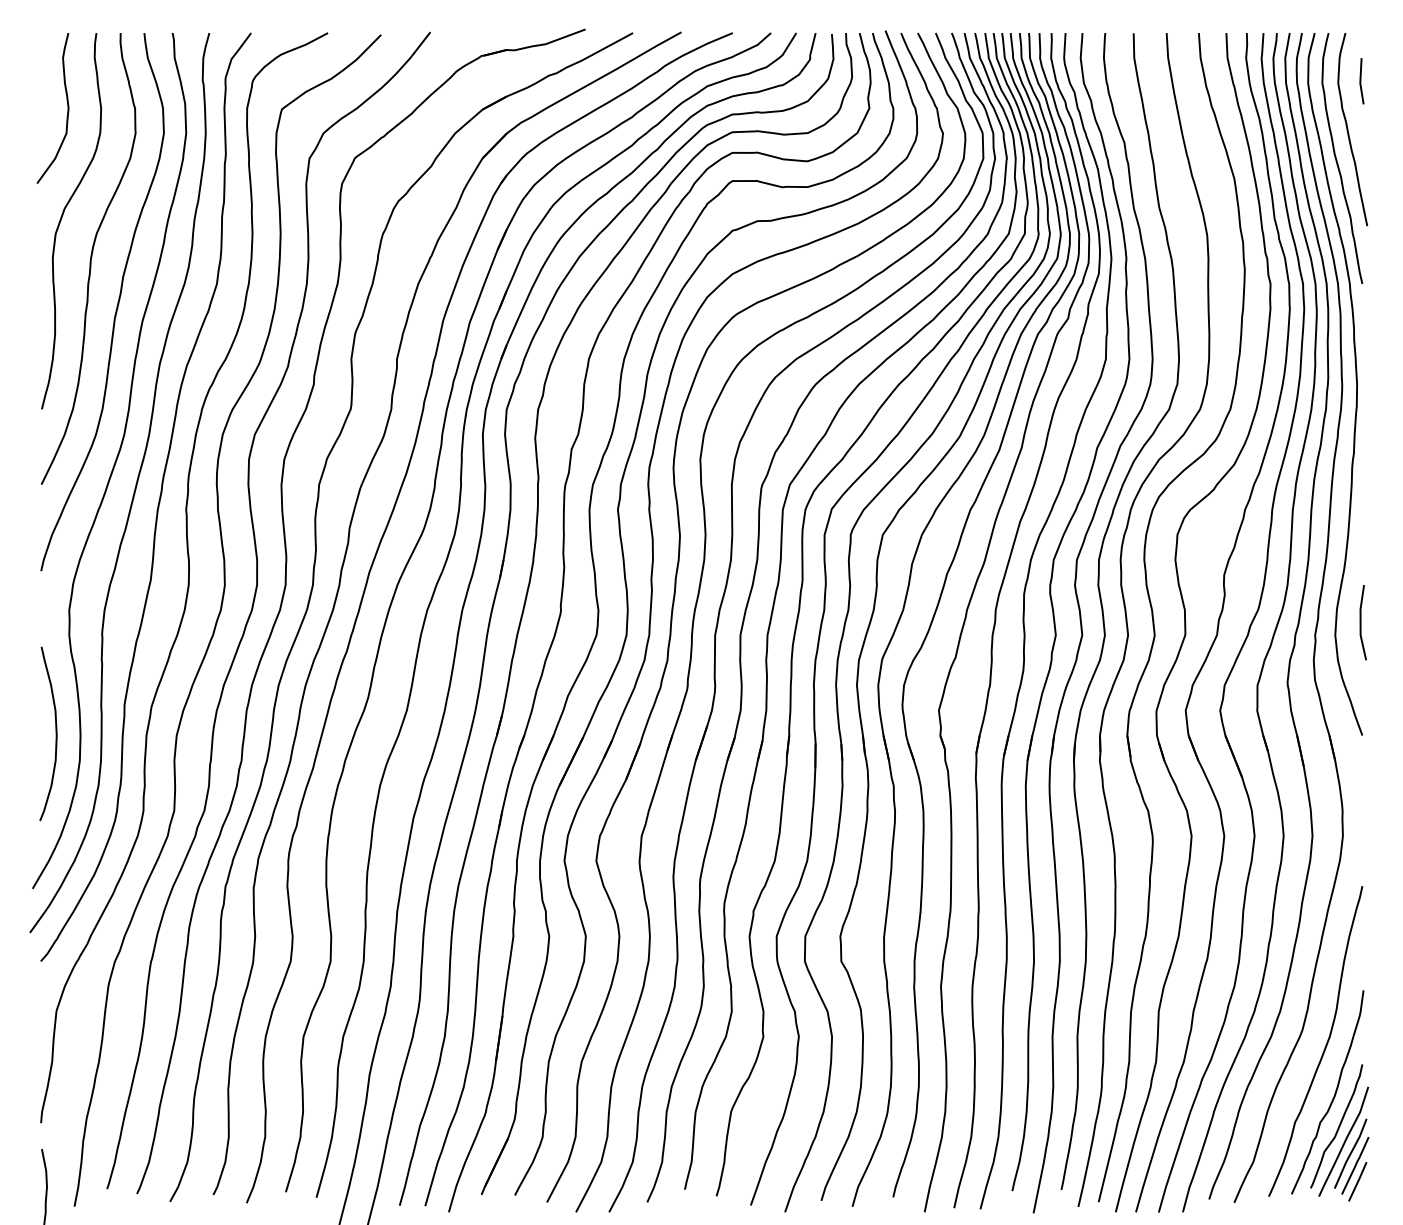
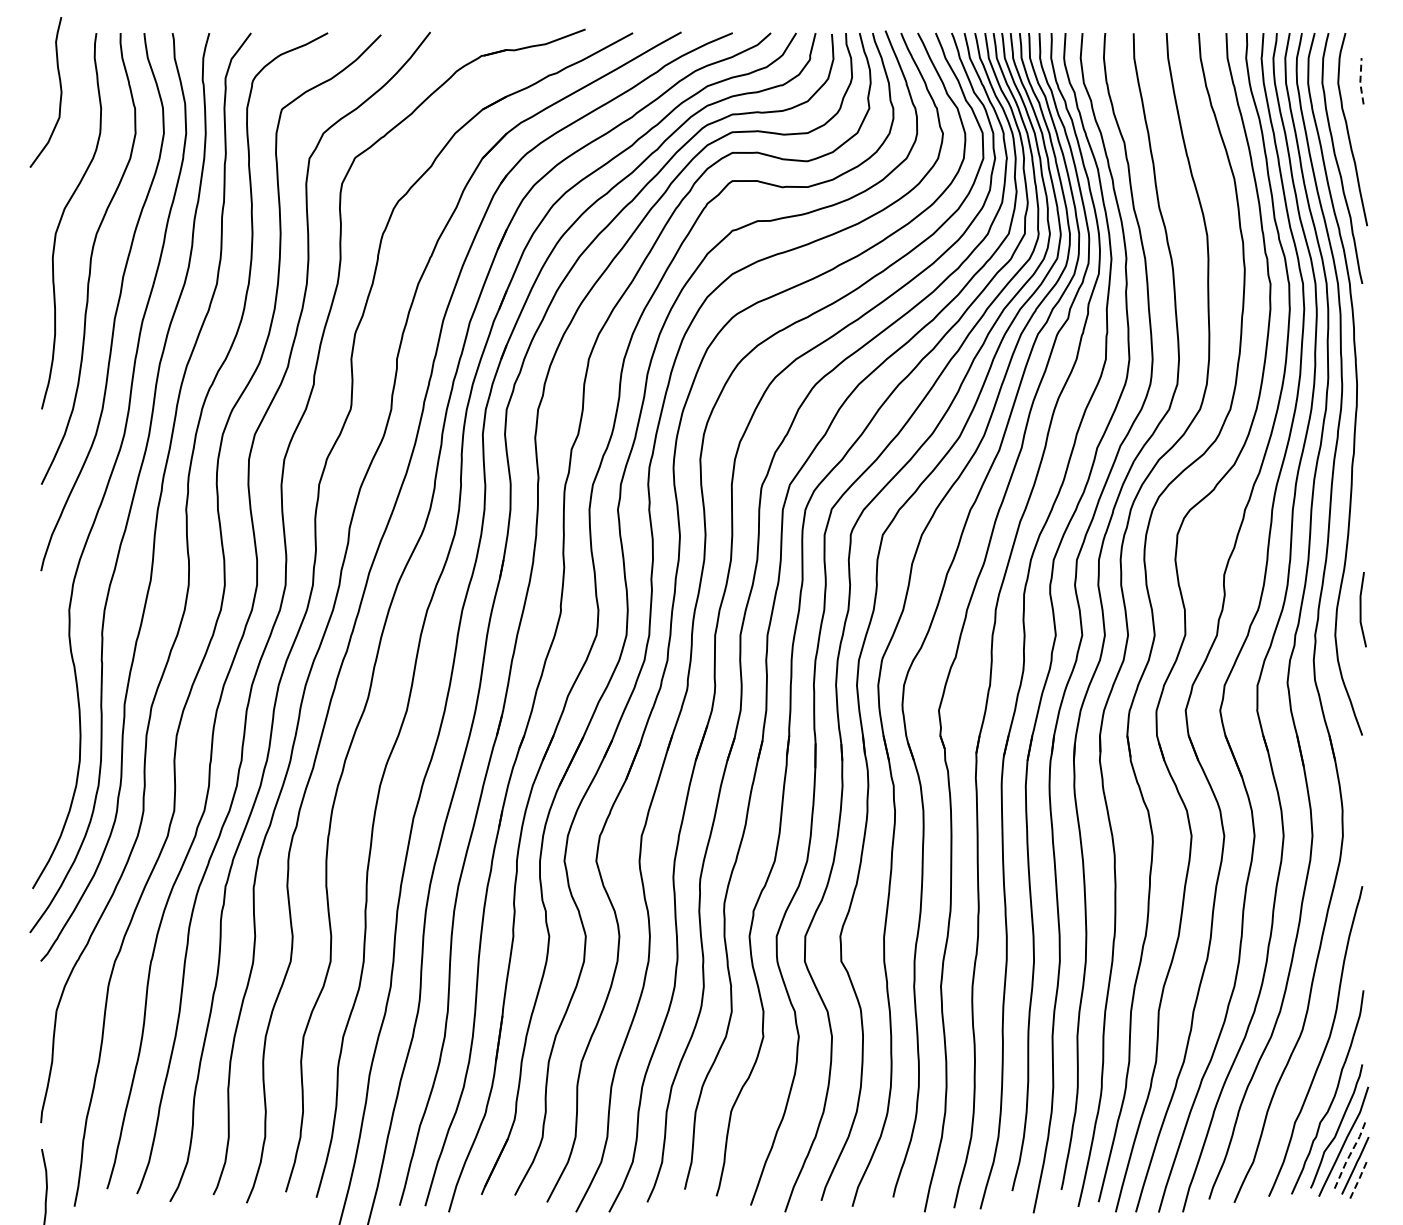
line: solid -> dashed (1360, 81)
curve position: (67, 108) -> (60, 92) (60, 92)
line position: (1361, 622) -> (1361, 609) (1361, 609)
curve: present -> none (55, 733)
line: solid -> dashed (1350, 1153)
line: solid -> dashed (1358, 1181)
